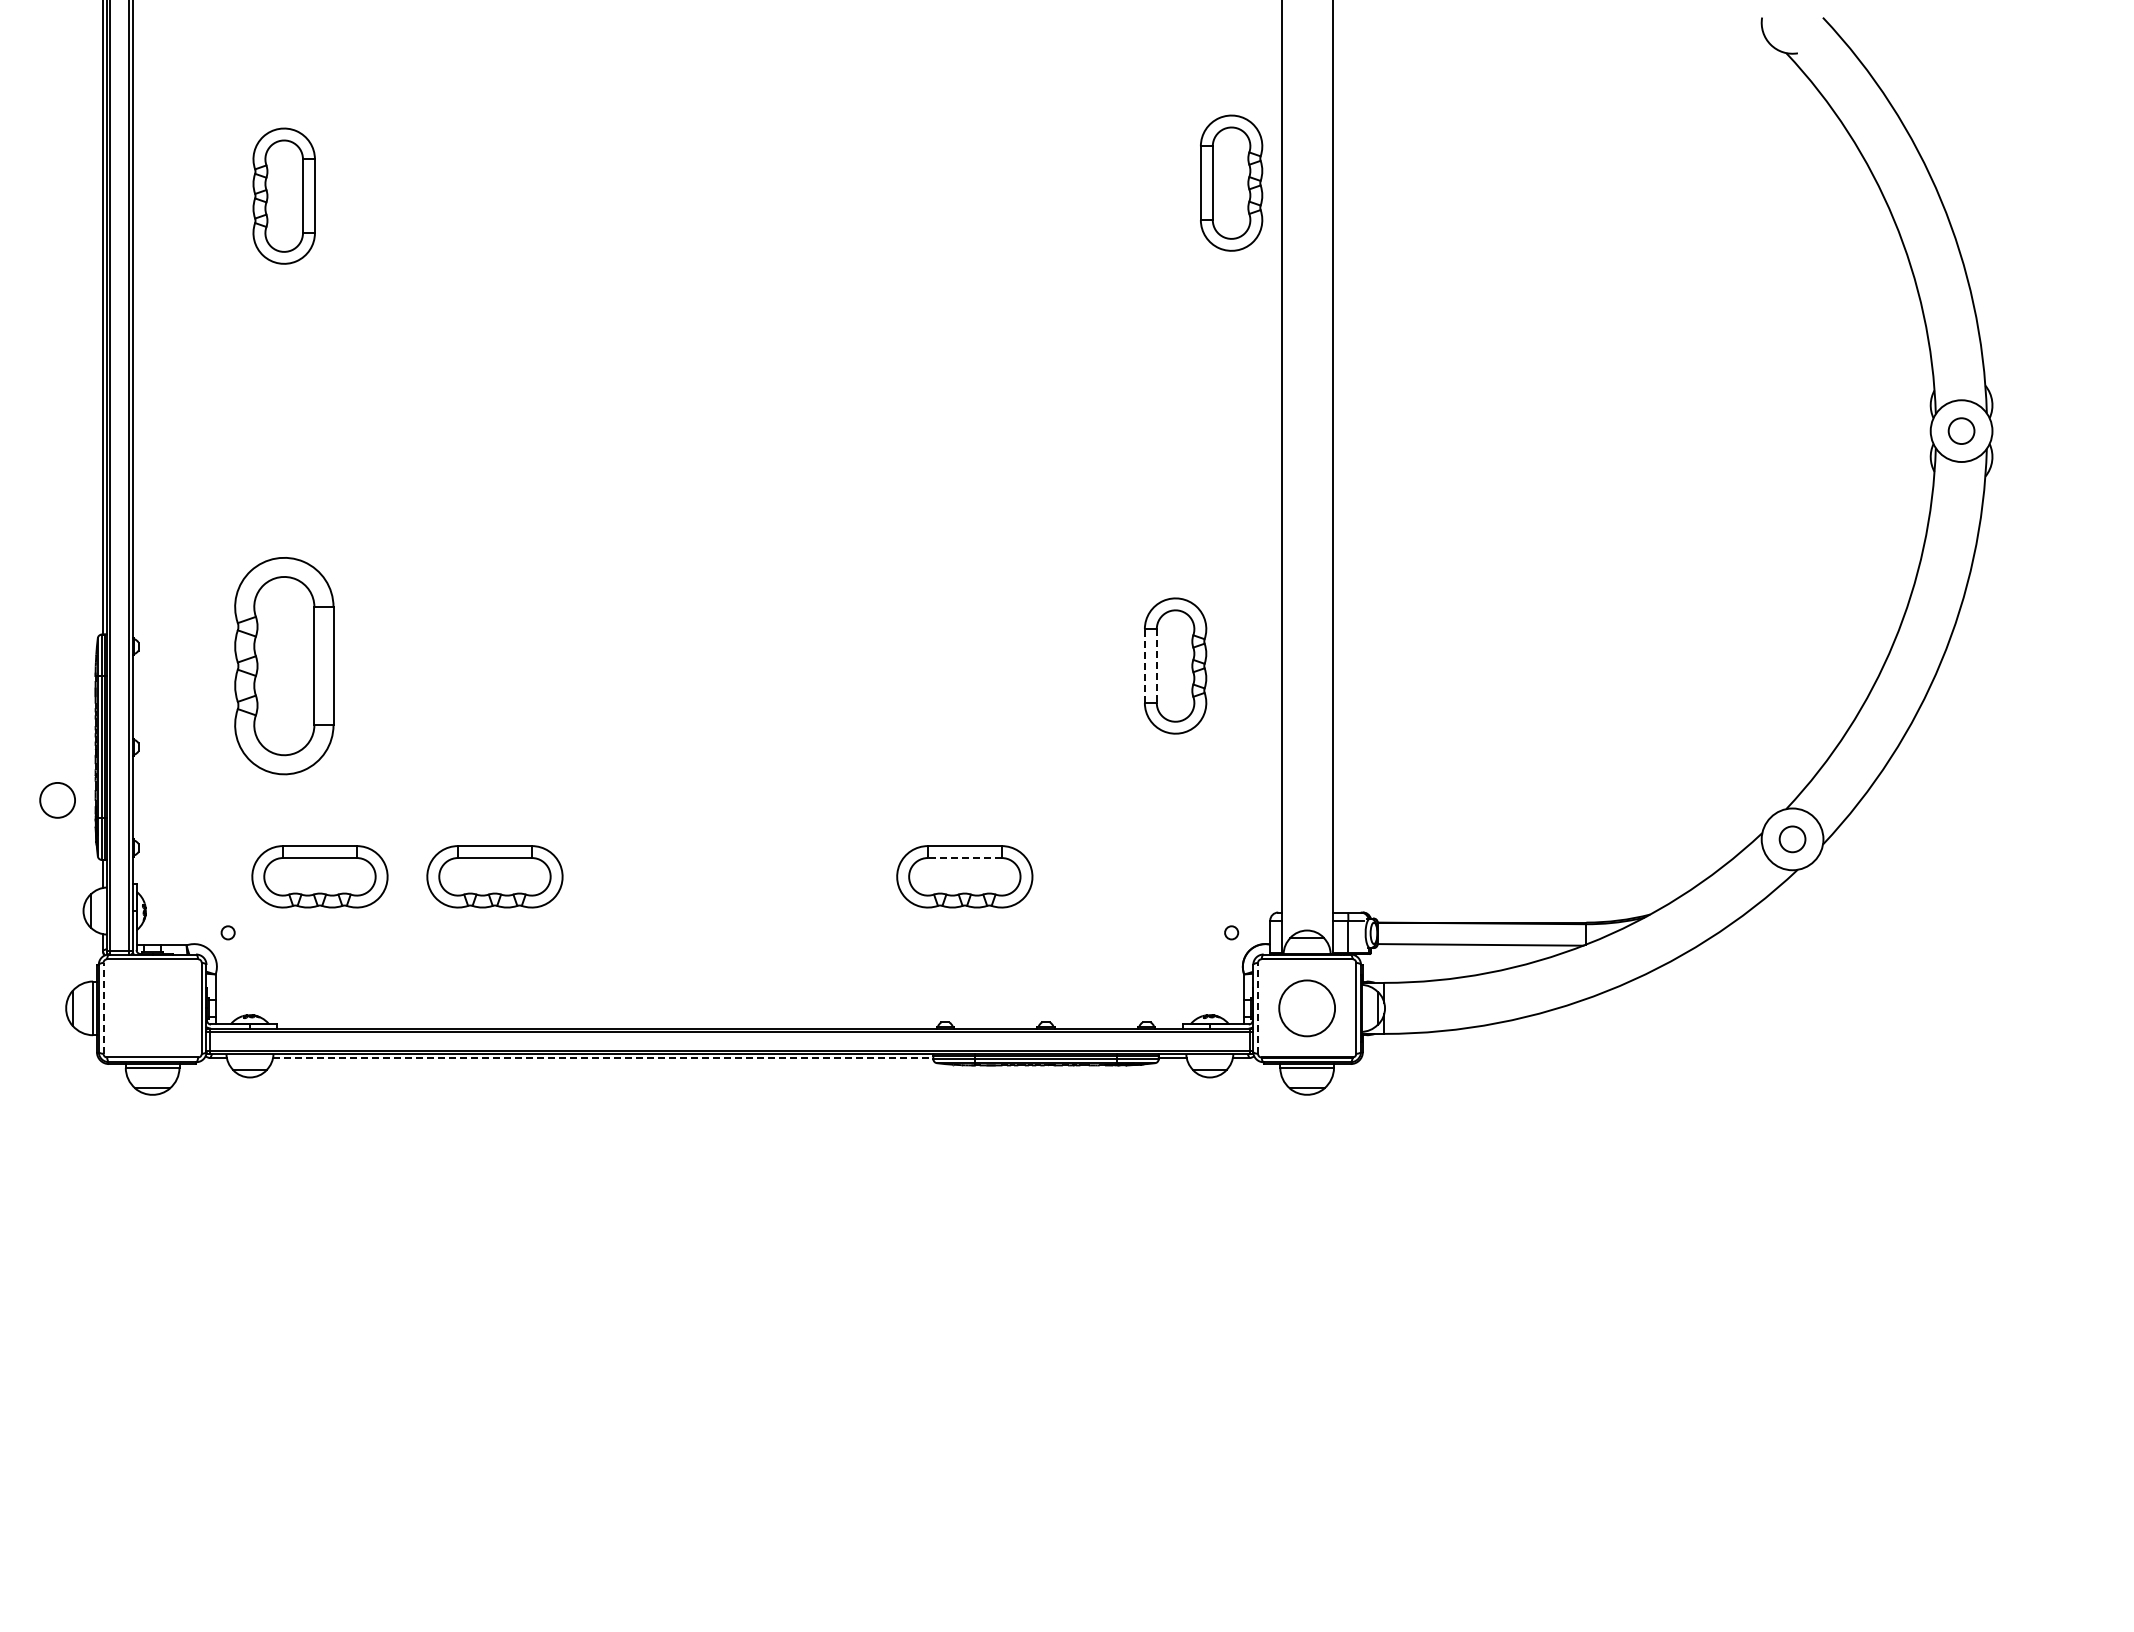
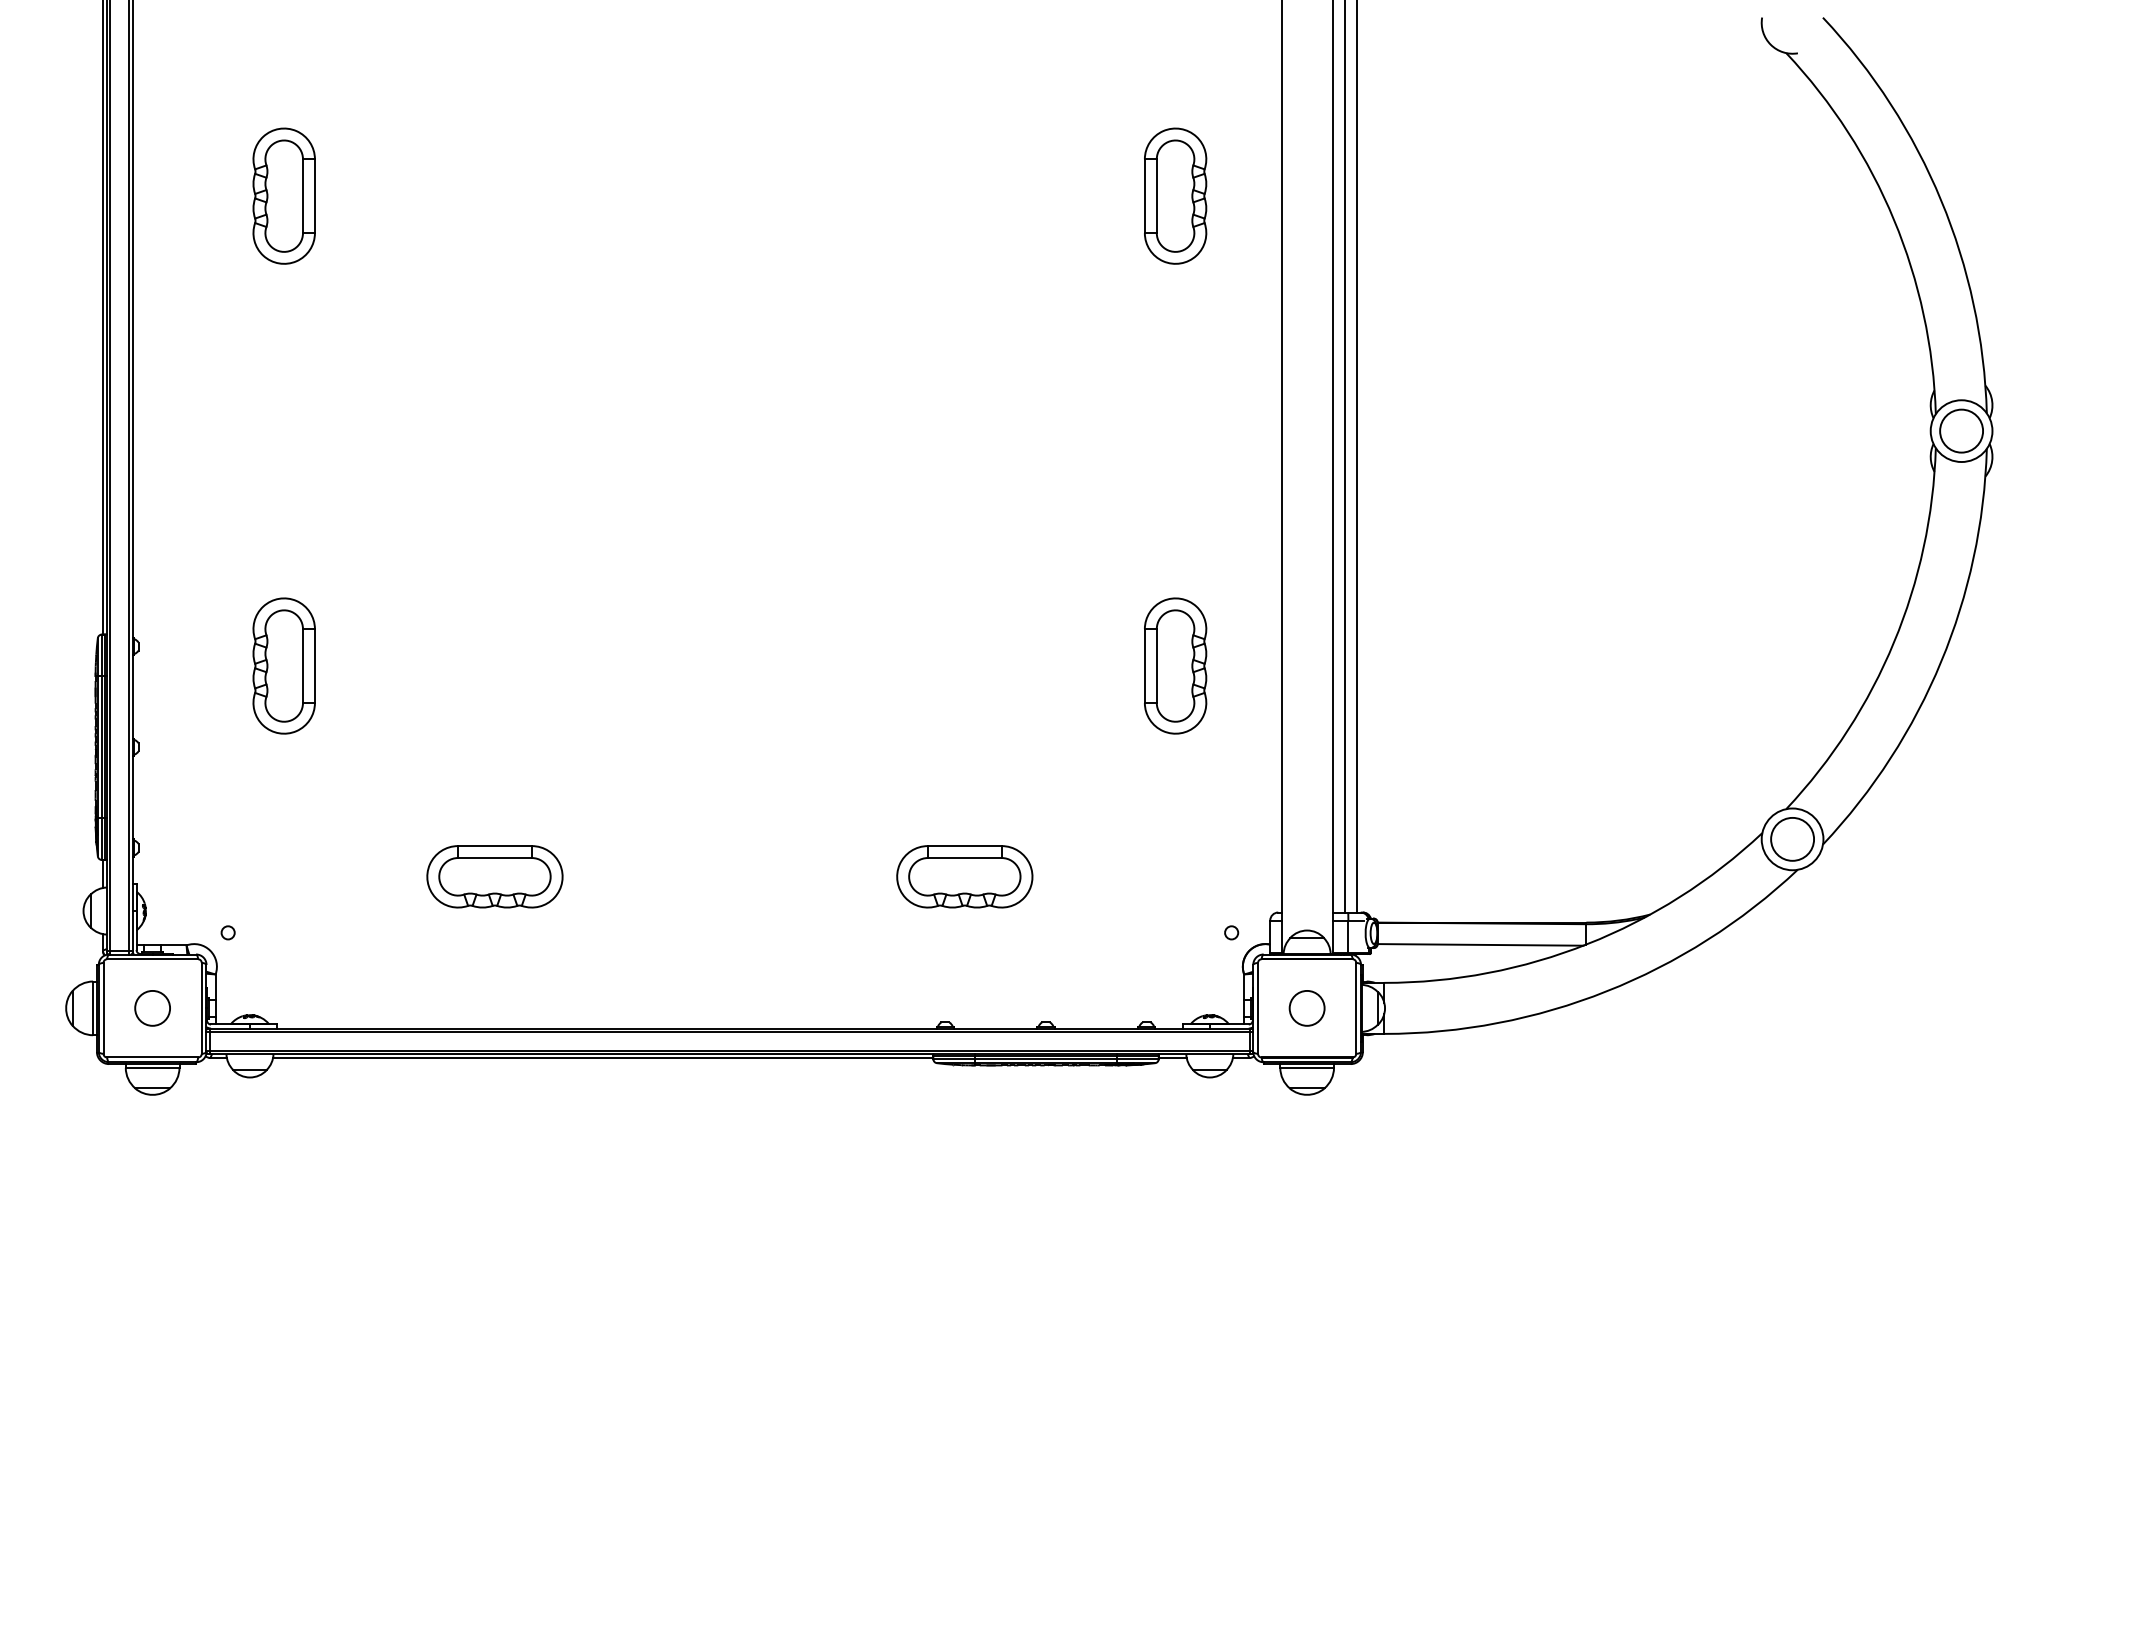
part position: (1231, 182) -> (1175, 195) (1175, 195)
circle diameter: 26 px -> 43 px (1961, 430)
line: none -> present (1344, 457)
line: none -> present (1356, 457)
part size: 101x219 px -> 64x138 px (283, 665)
line: dashed -> solid (1144, 666)
line: dashed -> solid (1156, 666)
circle position: (57, 800) -> (152, 1008) (152, 1008)
circle diameter: 26 px -> 43 px (1792, 838)
line: dashed -> solid (964, 858)
part: present -> none (319, 876)
line: dashed -> solid (103, 1007)
line: dashed -> solid (1258, 1007)
circle diameter: 56 px -> 35 px (1306, 1007)
line: dashed -> solid (603, 1058)
